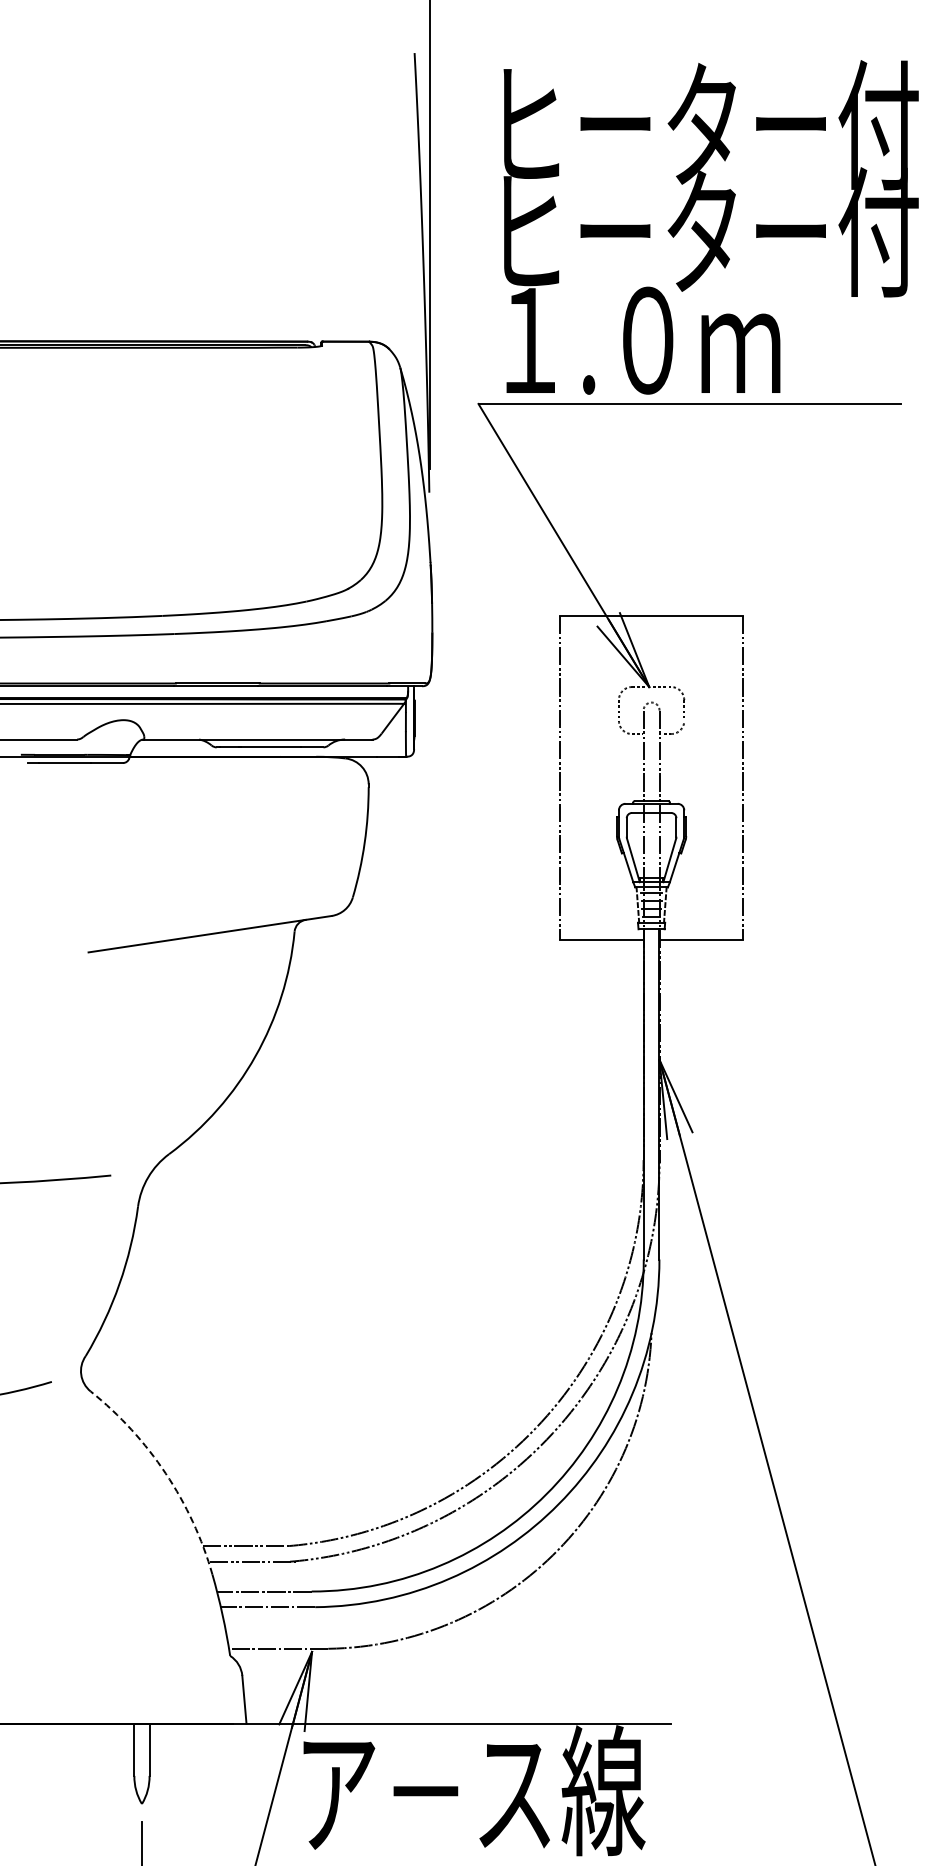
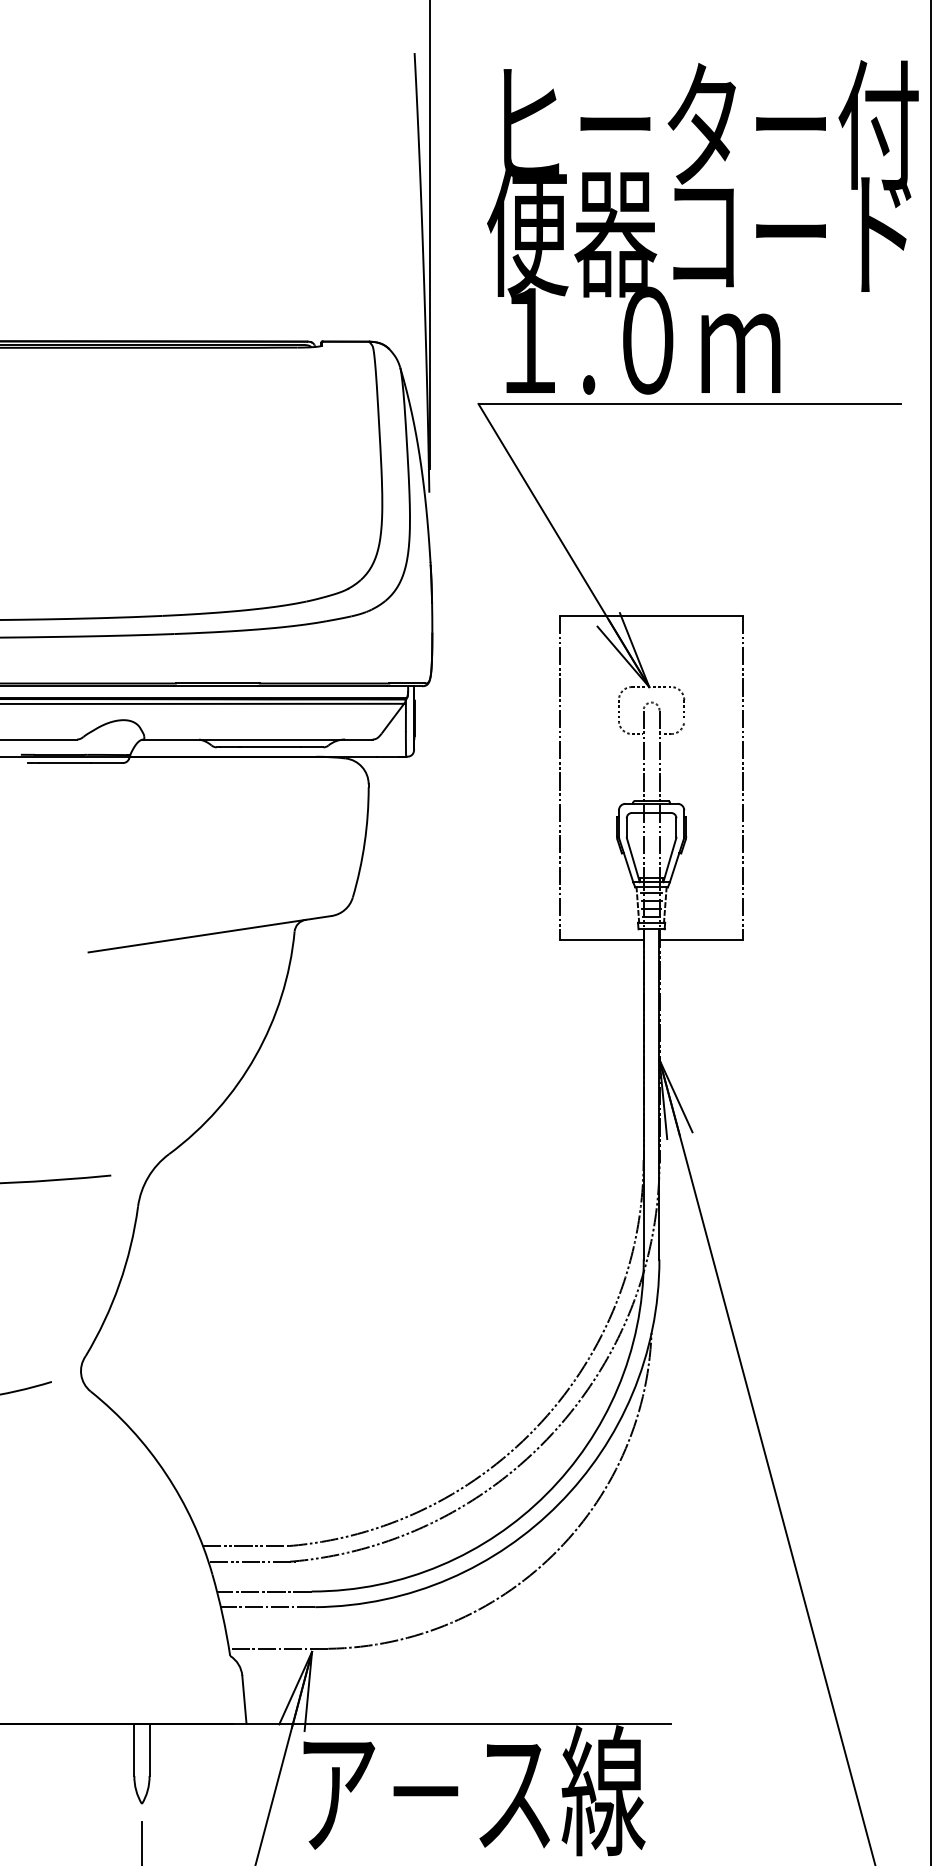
text: ヒーター付 -> 便器コード (702, 232)
line: none -> present (931, 932)
arc: dashed -> solid (165, 1473)
